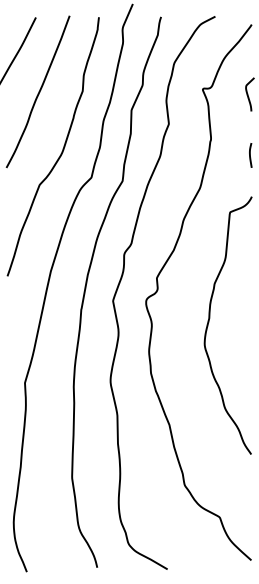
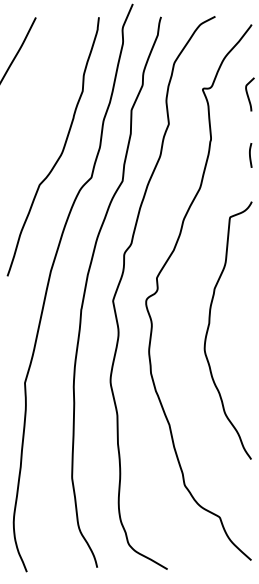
curve: present -> none (38, 91)
curve position: (209, 322) -> (209, 327) (209, 327)
